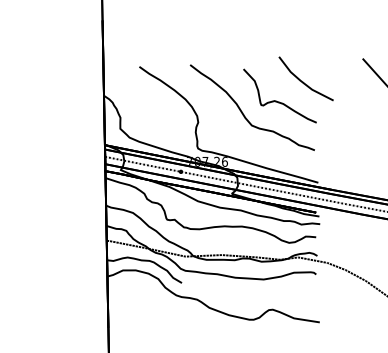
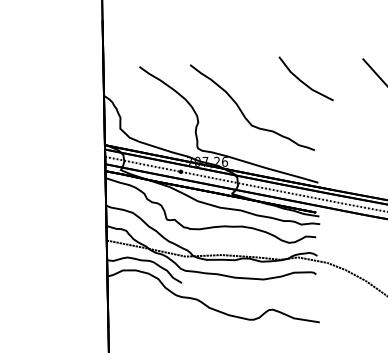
curve: present -> none (276, 100)
